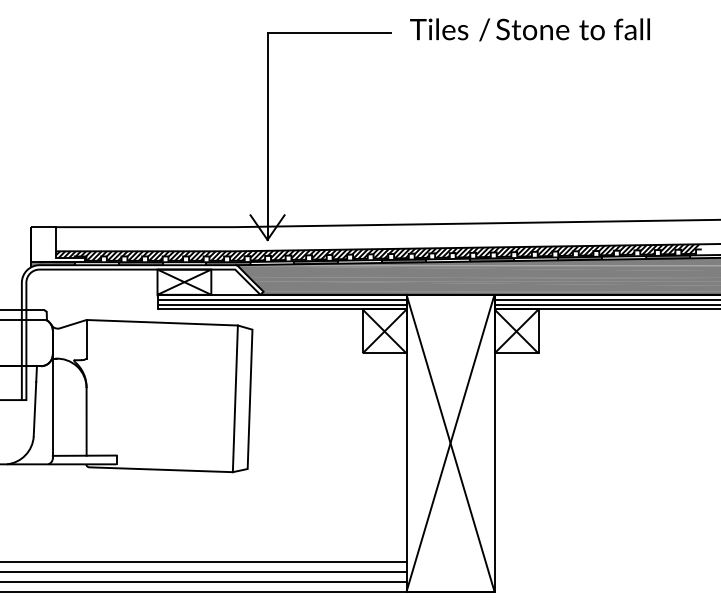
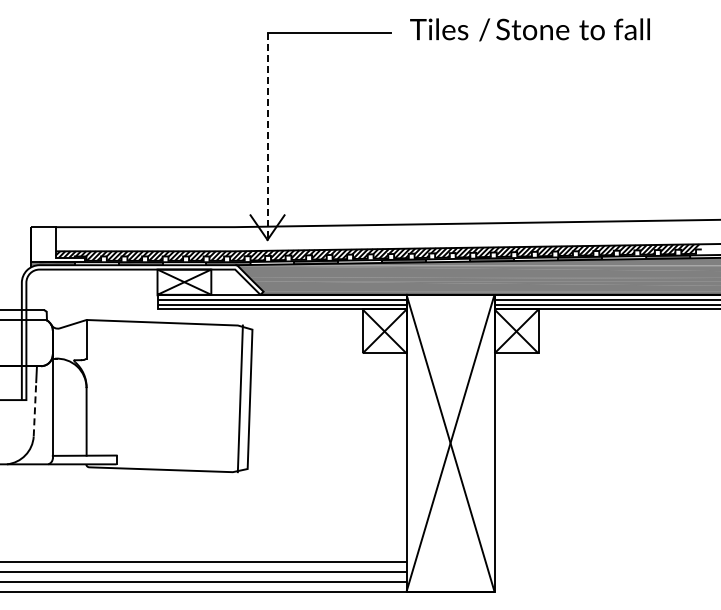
line: solid -> dashed (267, 137)
line position: (234, 398) -> (239, 398) (239, 398)
line: solid -> dashed (35, 408)
